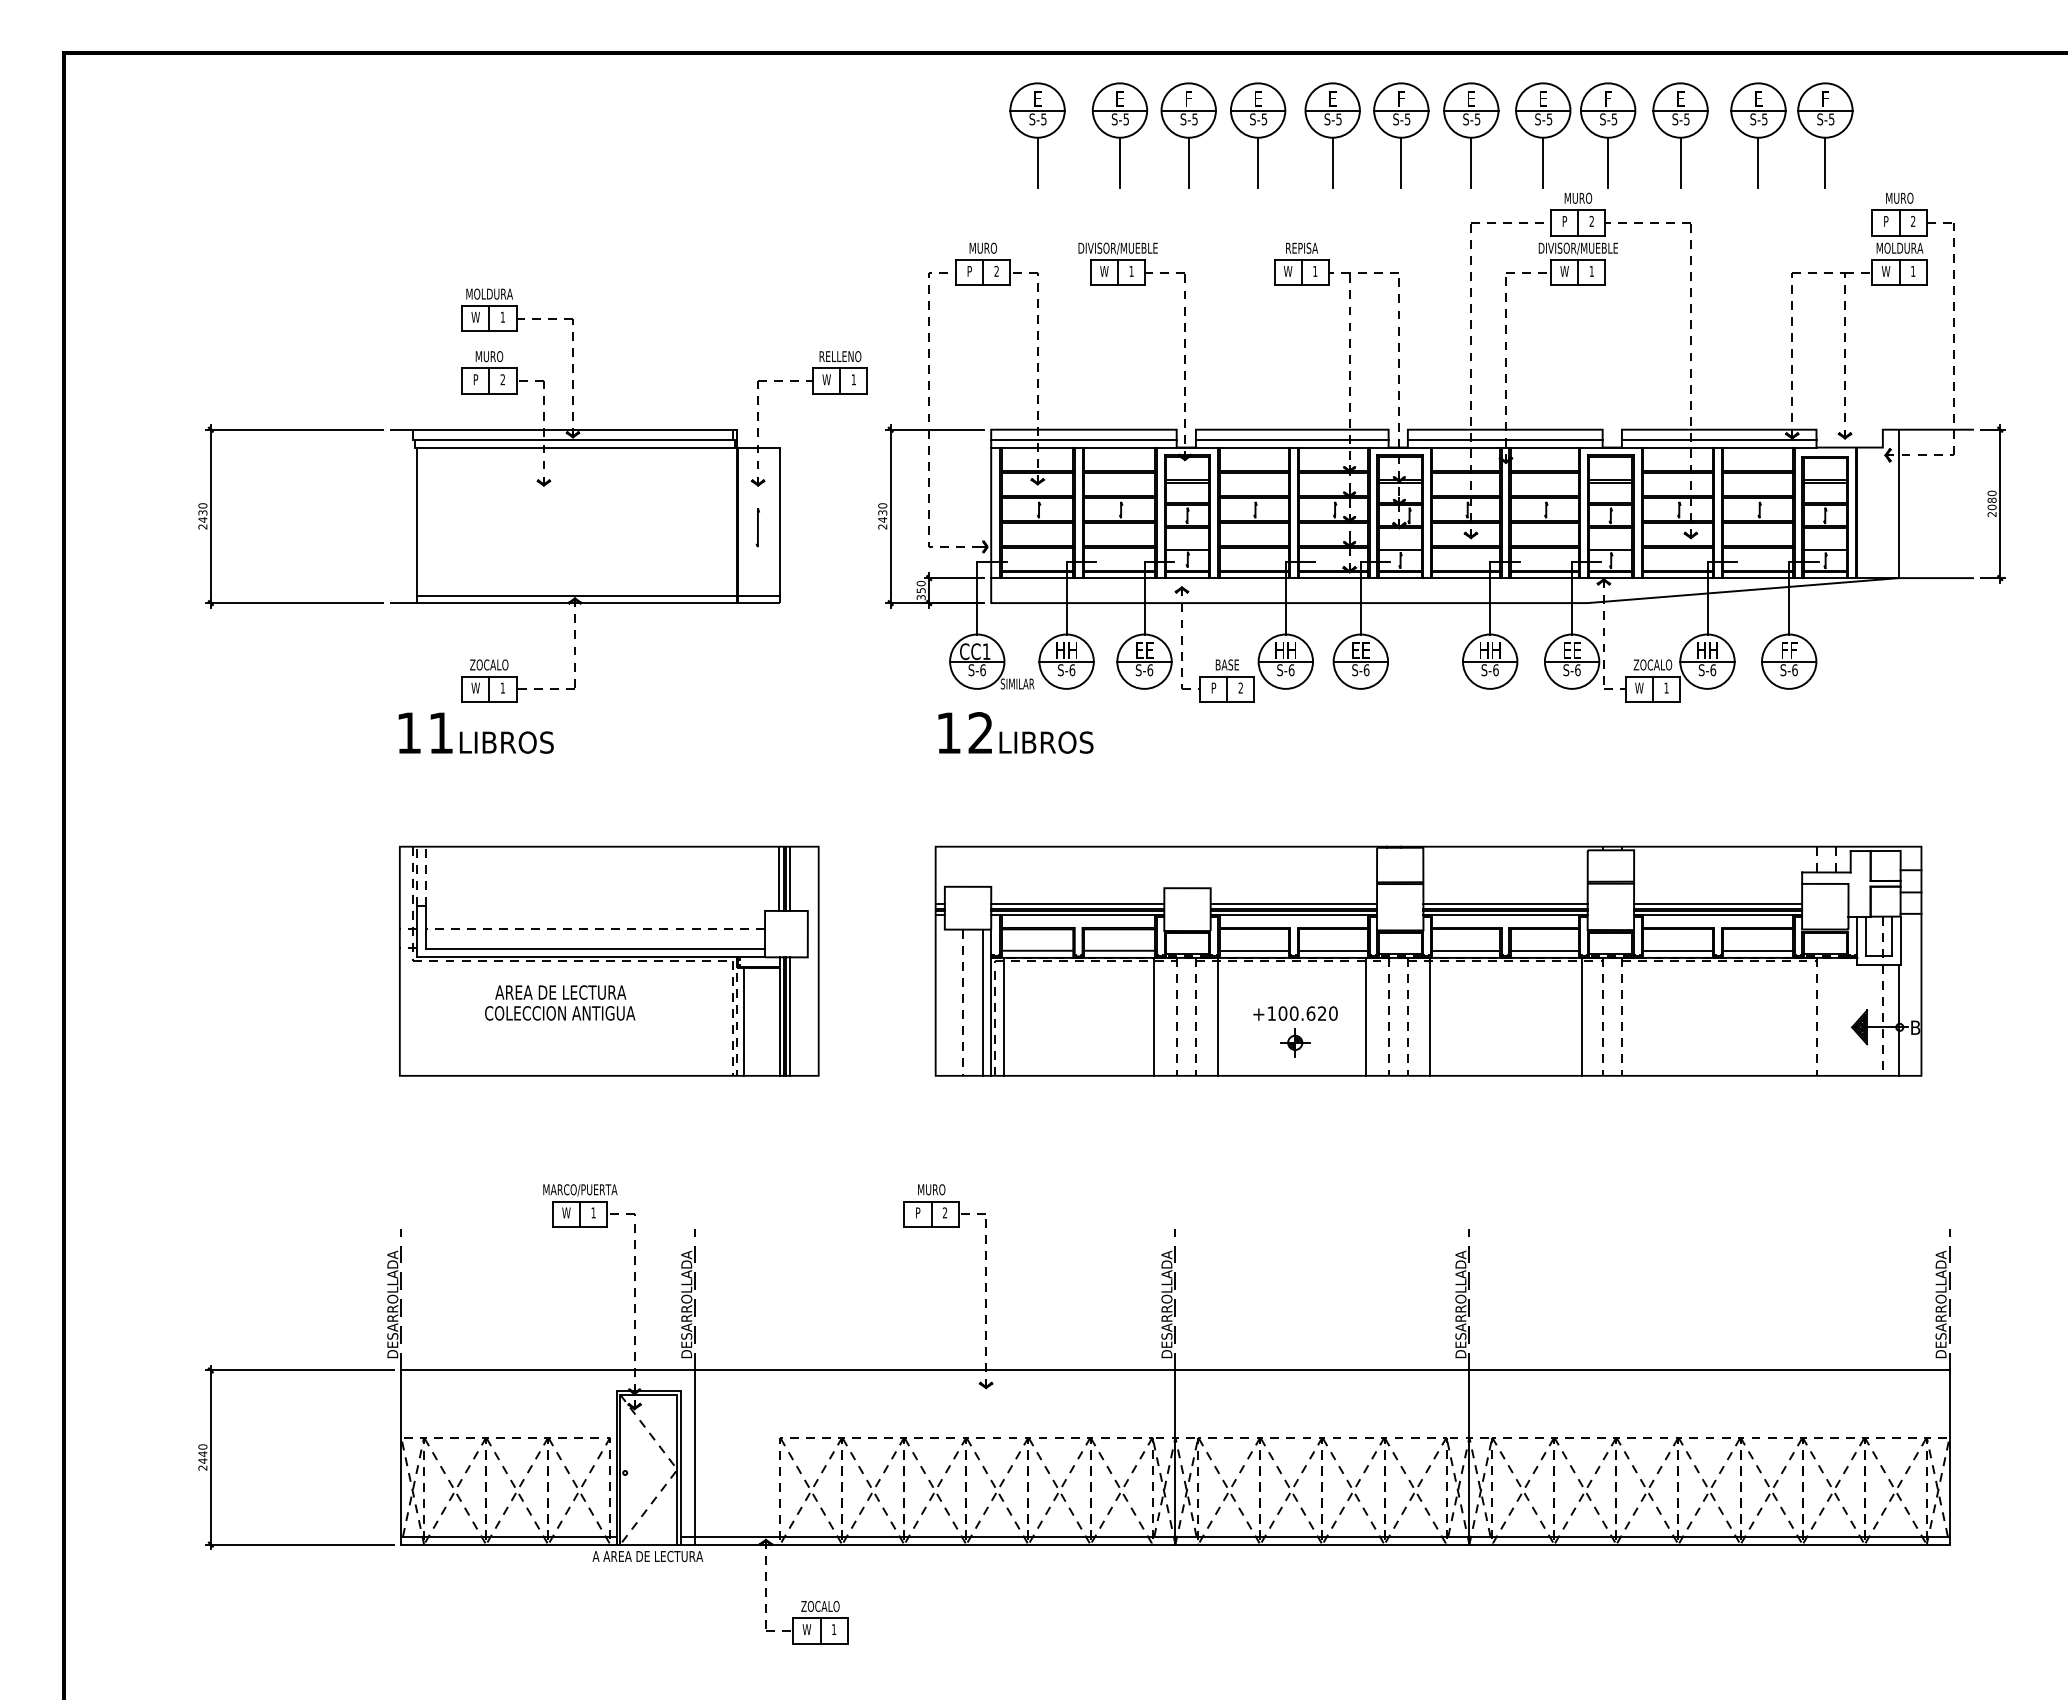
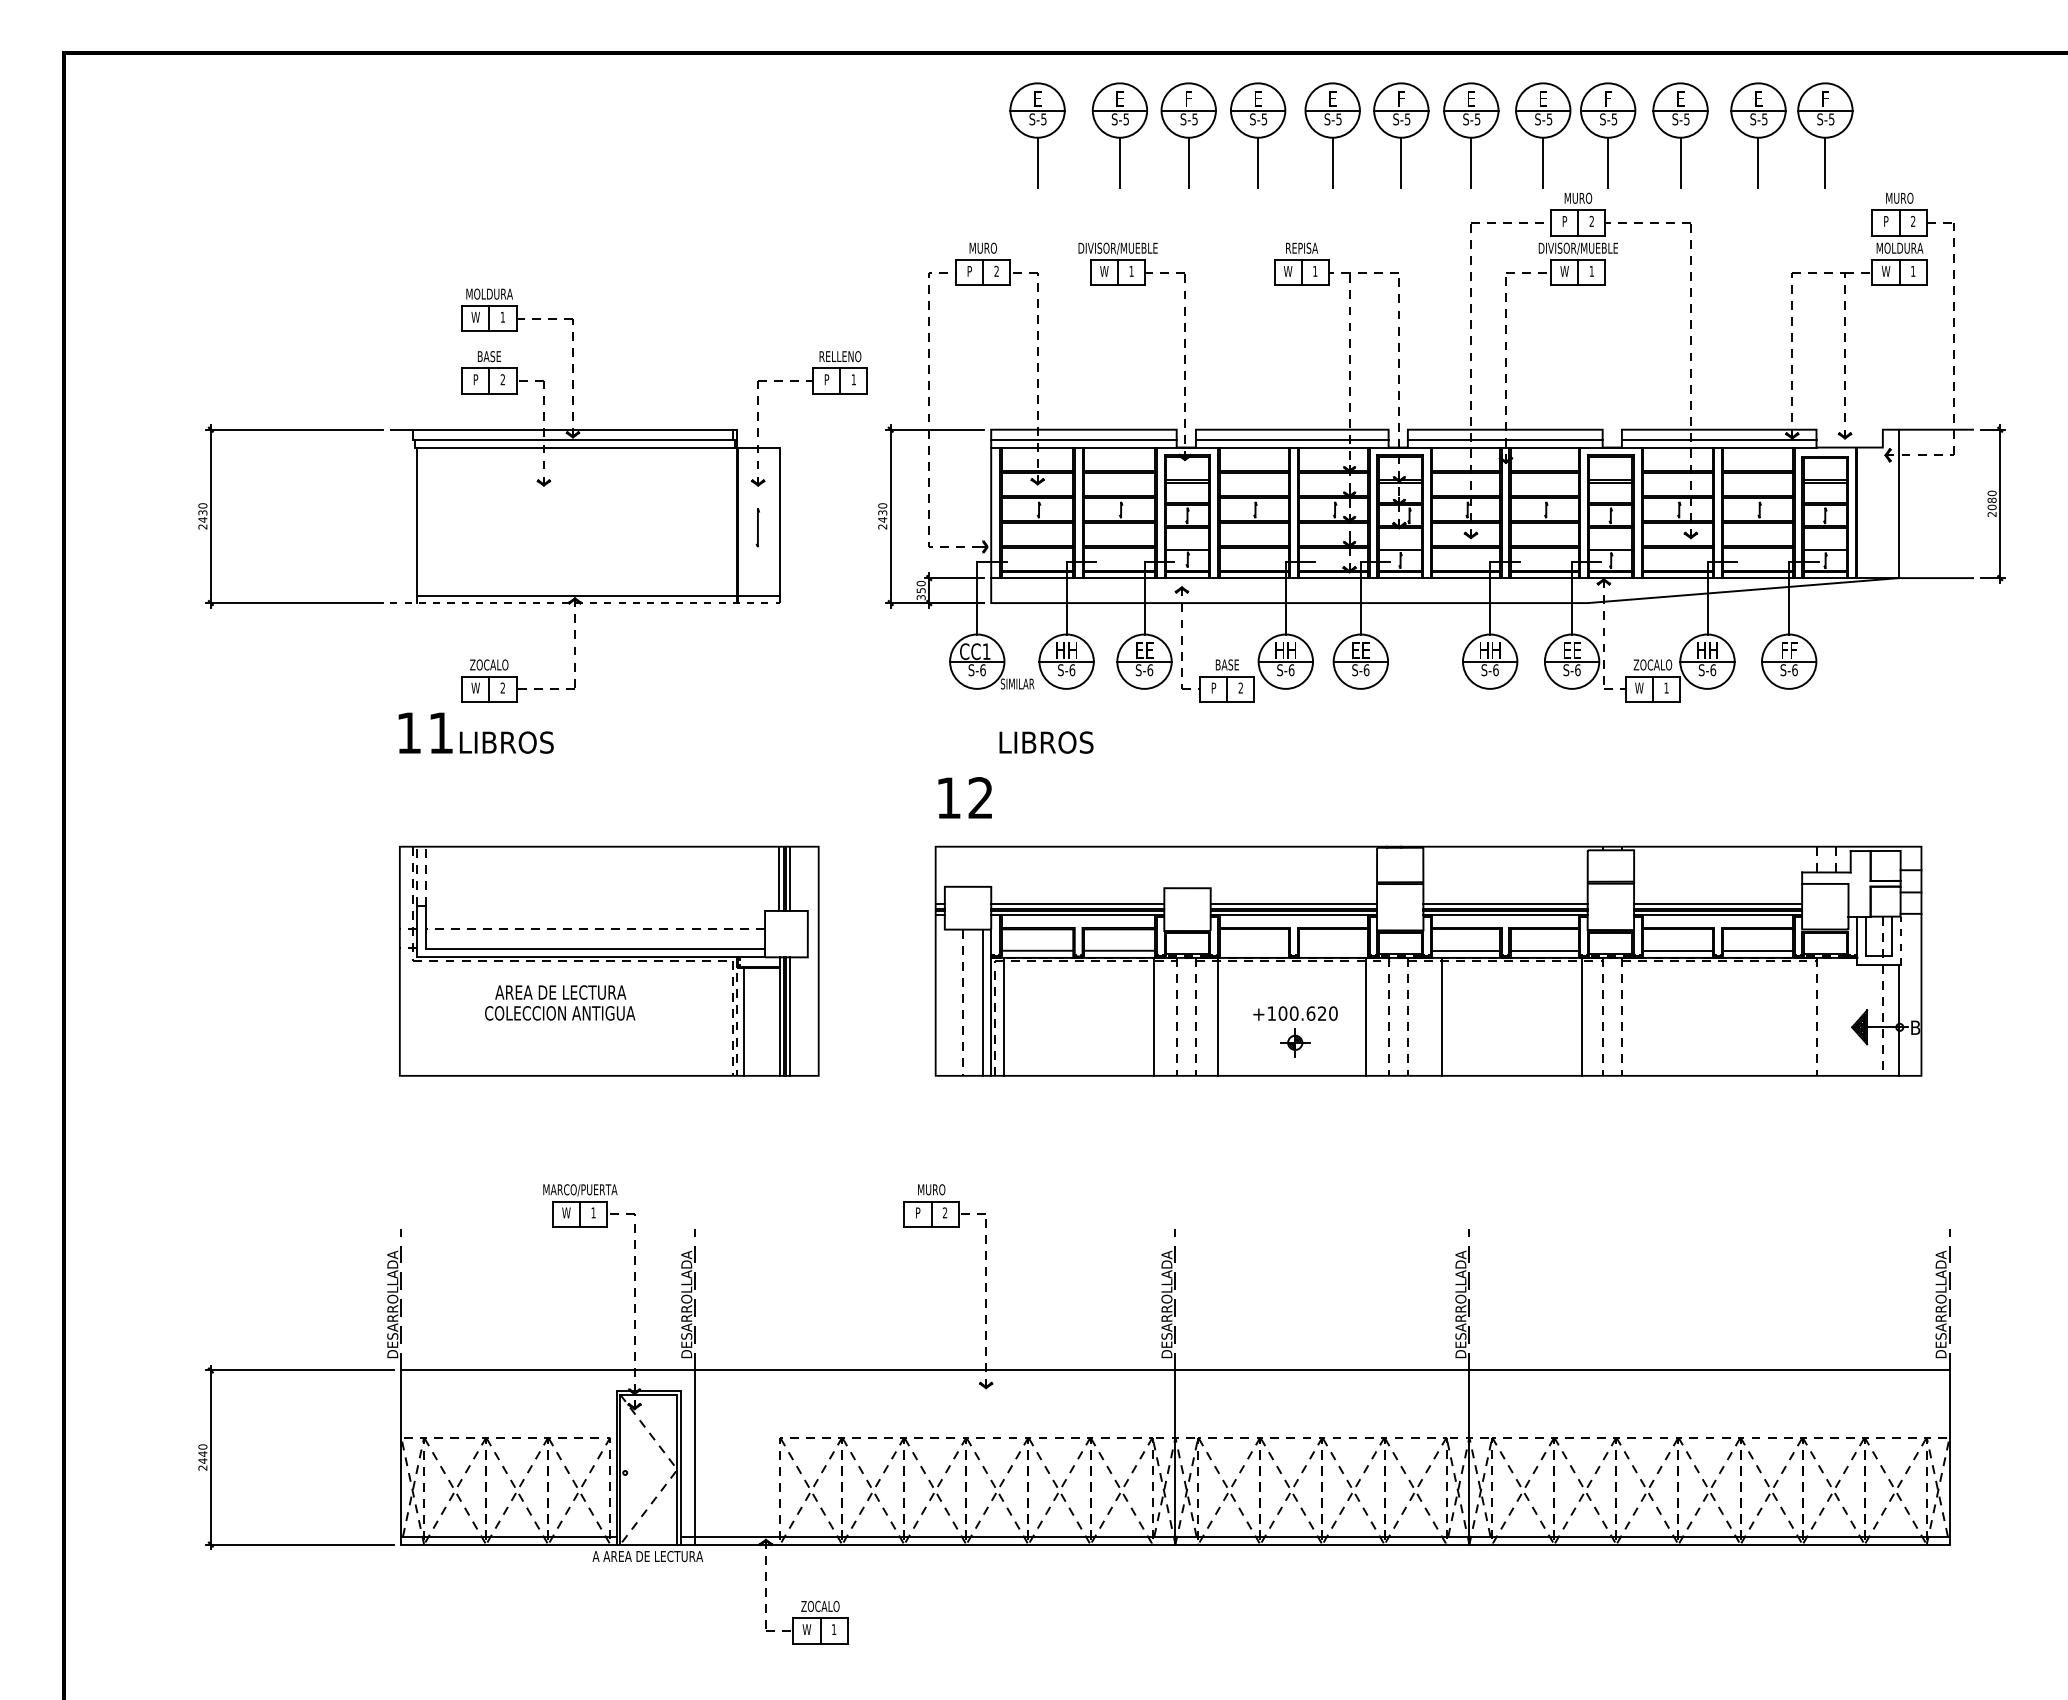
text: MURO -> BASE (489, 356)
text: W -> P (826, 379)
line: solid -> dashed (584, 603)
text: 1 -> 2 (502, 687)
text position: (964, 732) -> (964, 797) (964, 797)
line: solid -> dashed (1900, 940)
line: present -> none (1253, 950)
line: present -> none (1333, 950)
line position: (1430, 1016) -> (1442, 1016) (1442, 1016)
